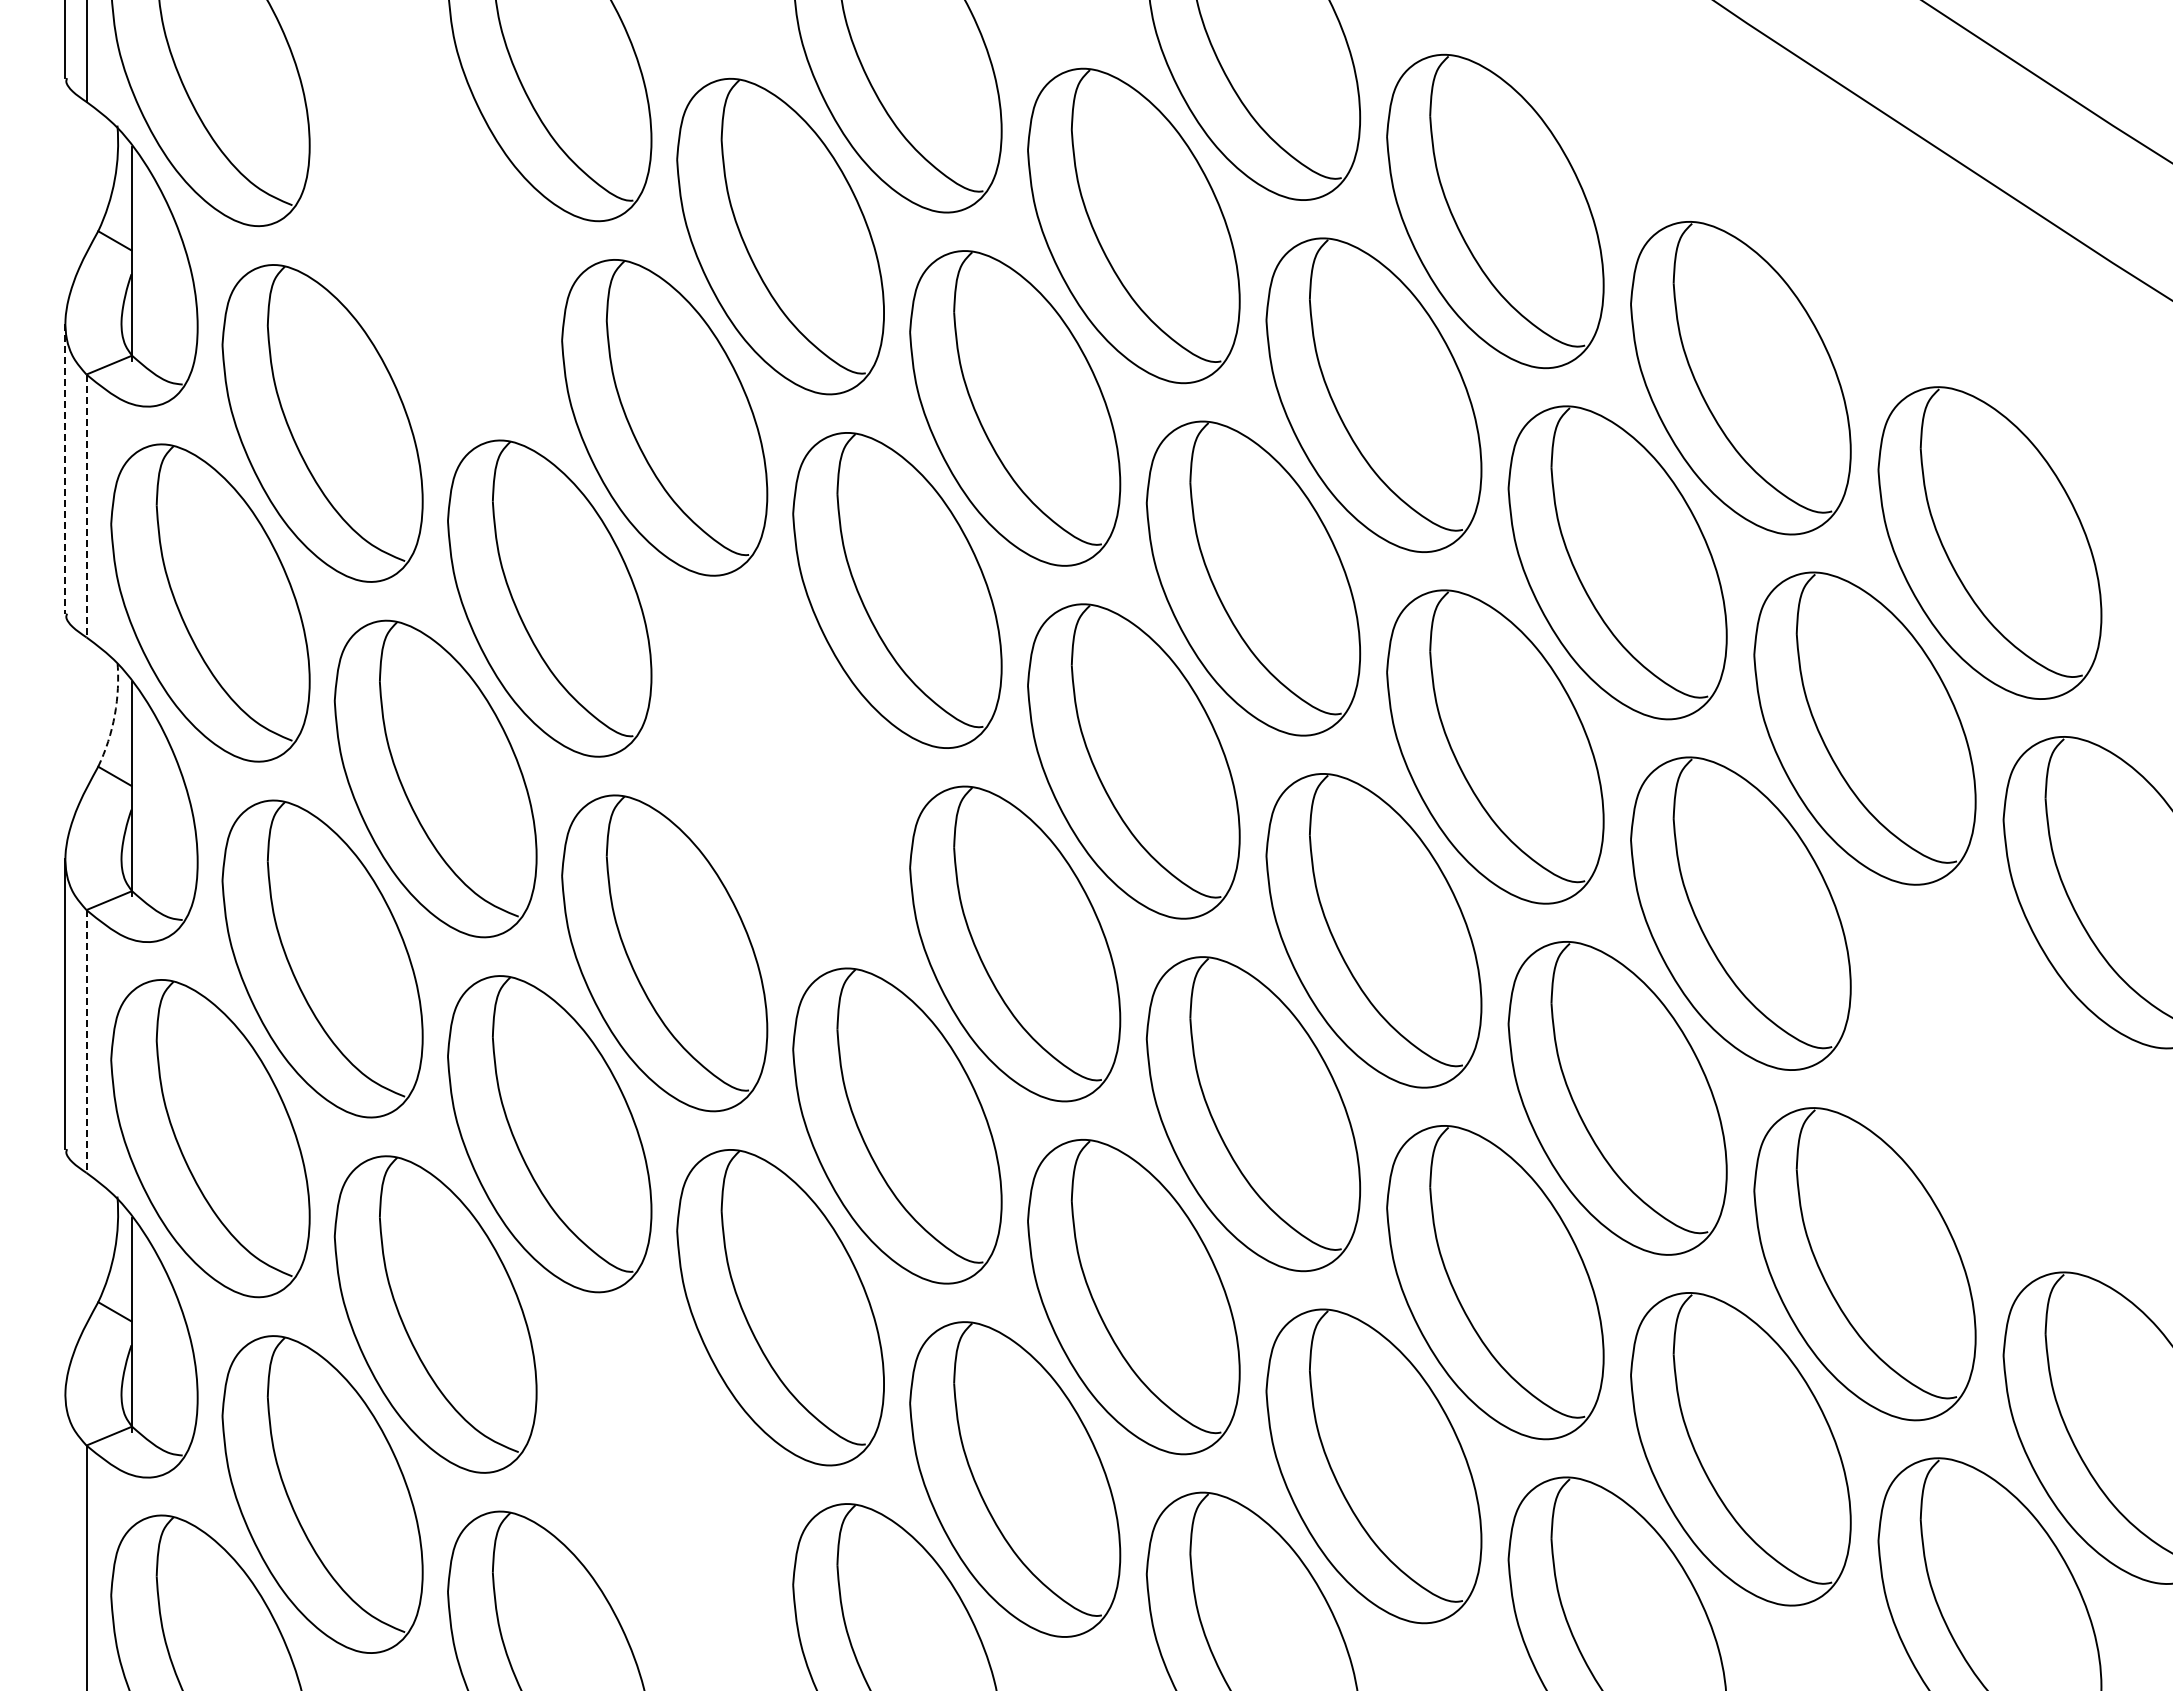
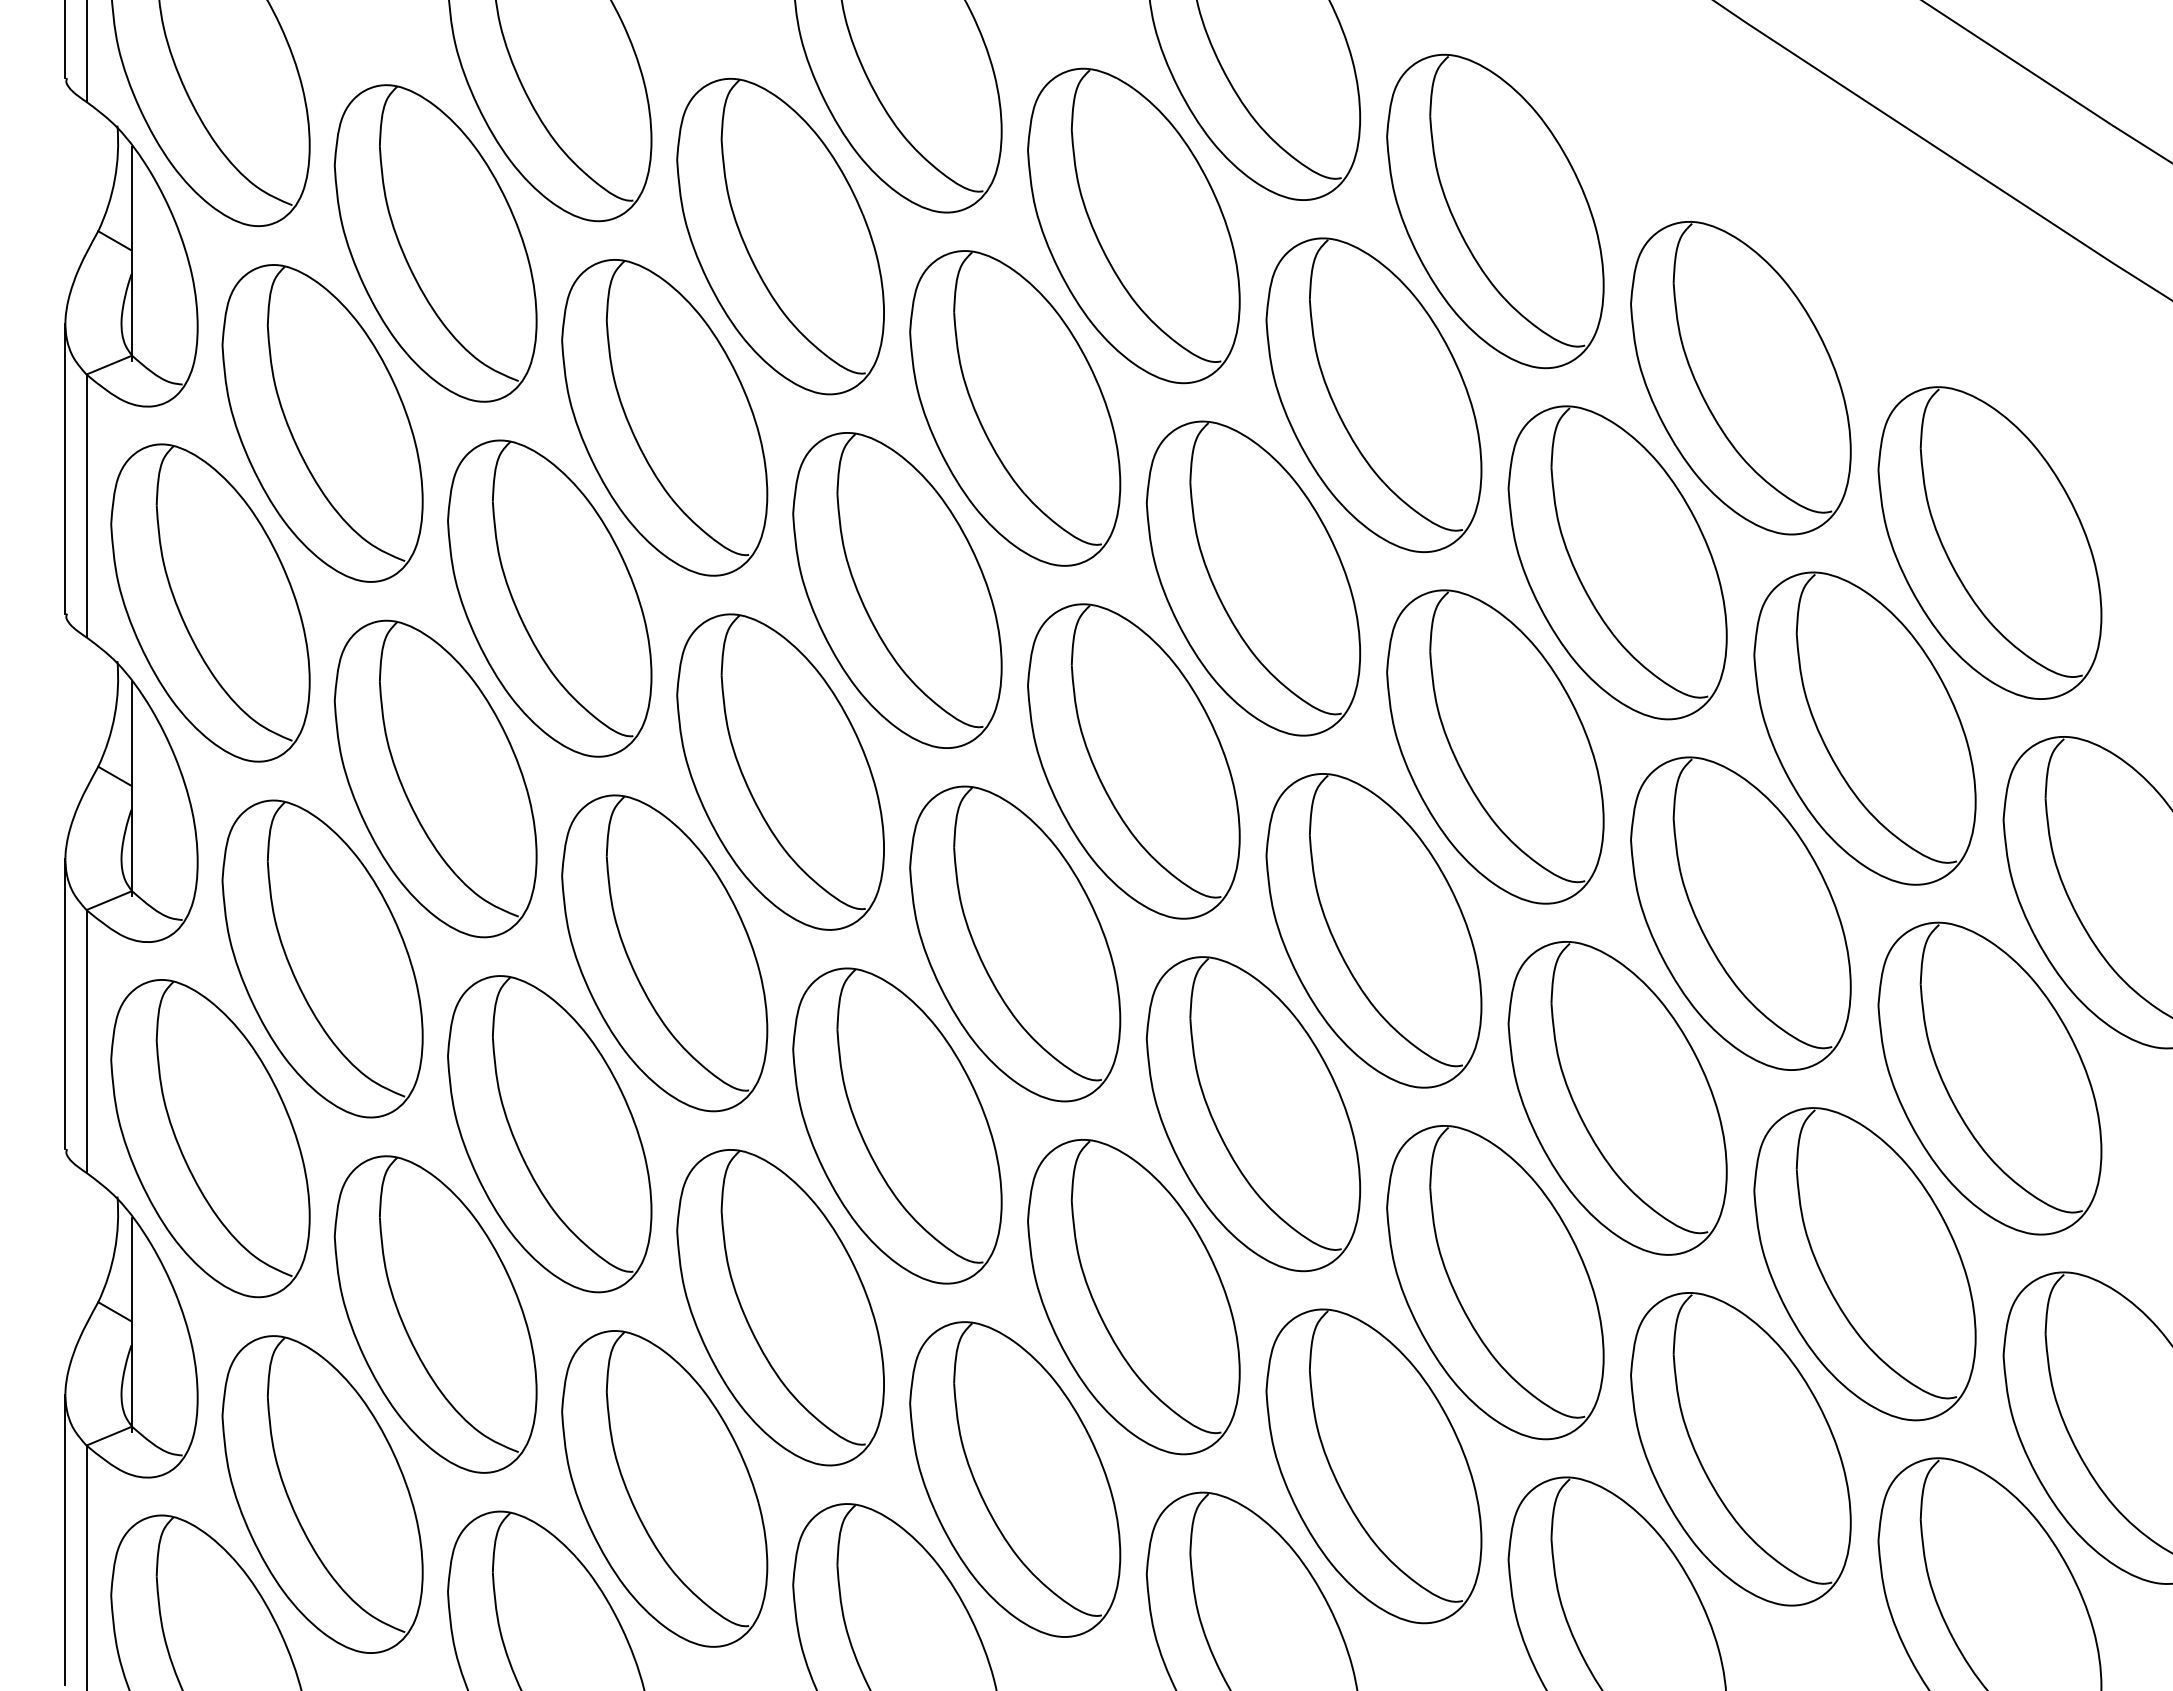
part: none -> present (435, 243)
line: dashed -> solid (65, 468)
line: dashed -> solid (86, 506)
arc: dashed -> solid (114, 715)
part: none -> present (780, 771)
line: dashed -> solid (86, 1041)
part: none -> present (1989, 1078)
part: none -> present (664, 1488)
line: none -> present (65, 1539)
